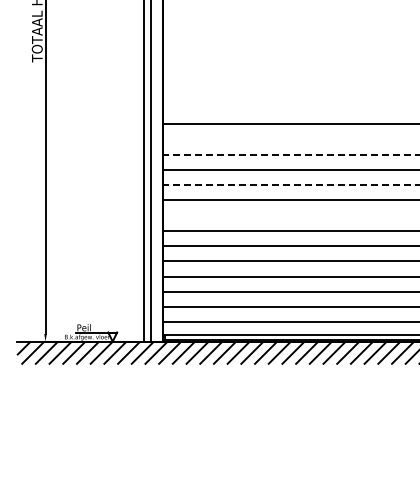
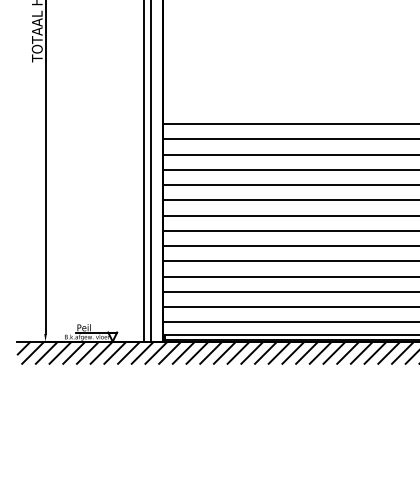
line: none -> present (289, 139)
line: dashed -> solid (291, 154)
line: dashed -> solid (291, 185)
line: none -> present (289, 215)
